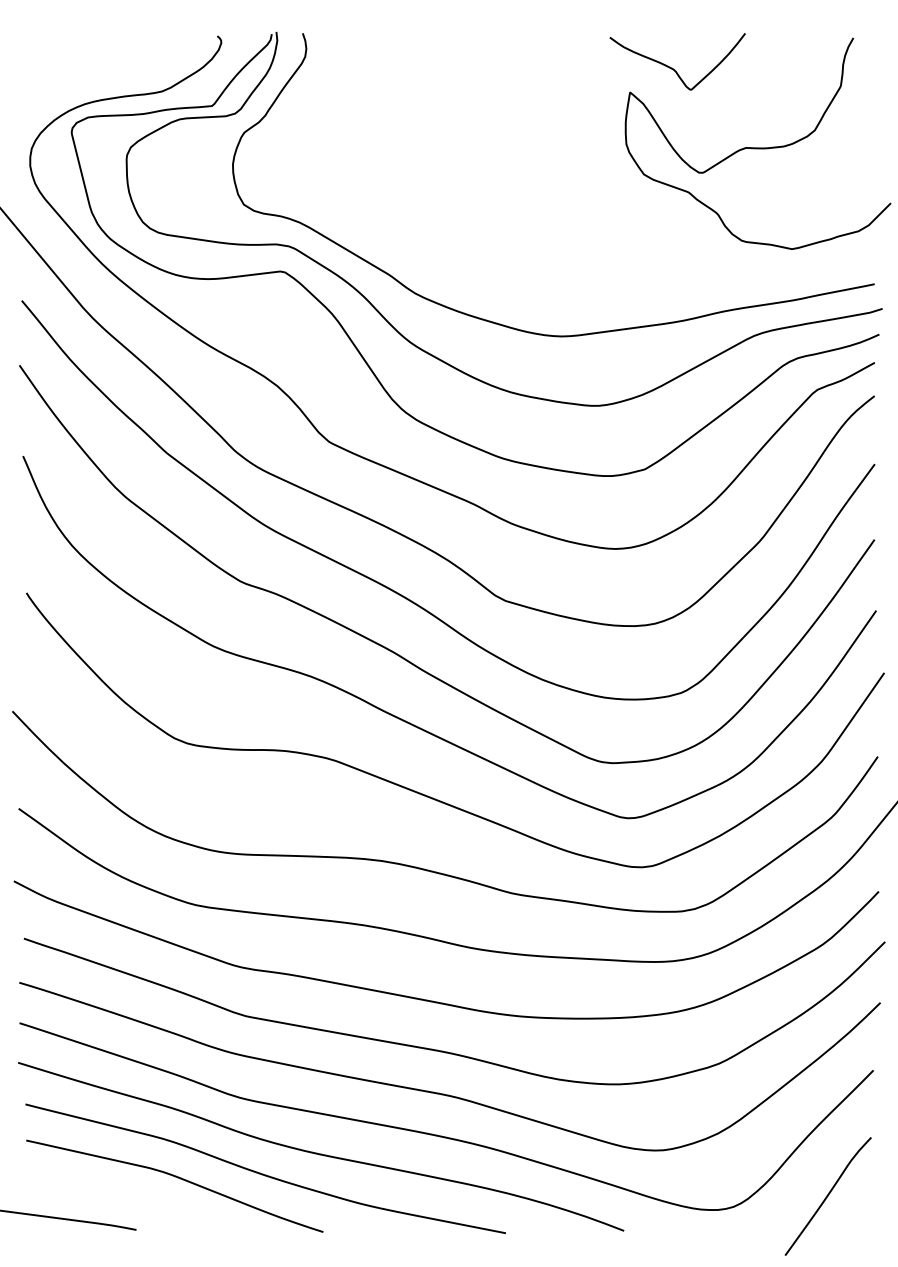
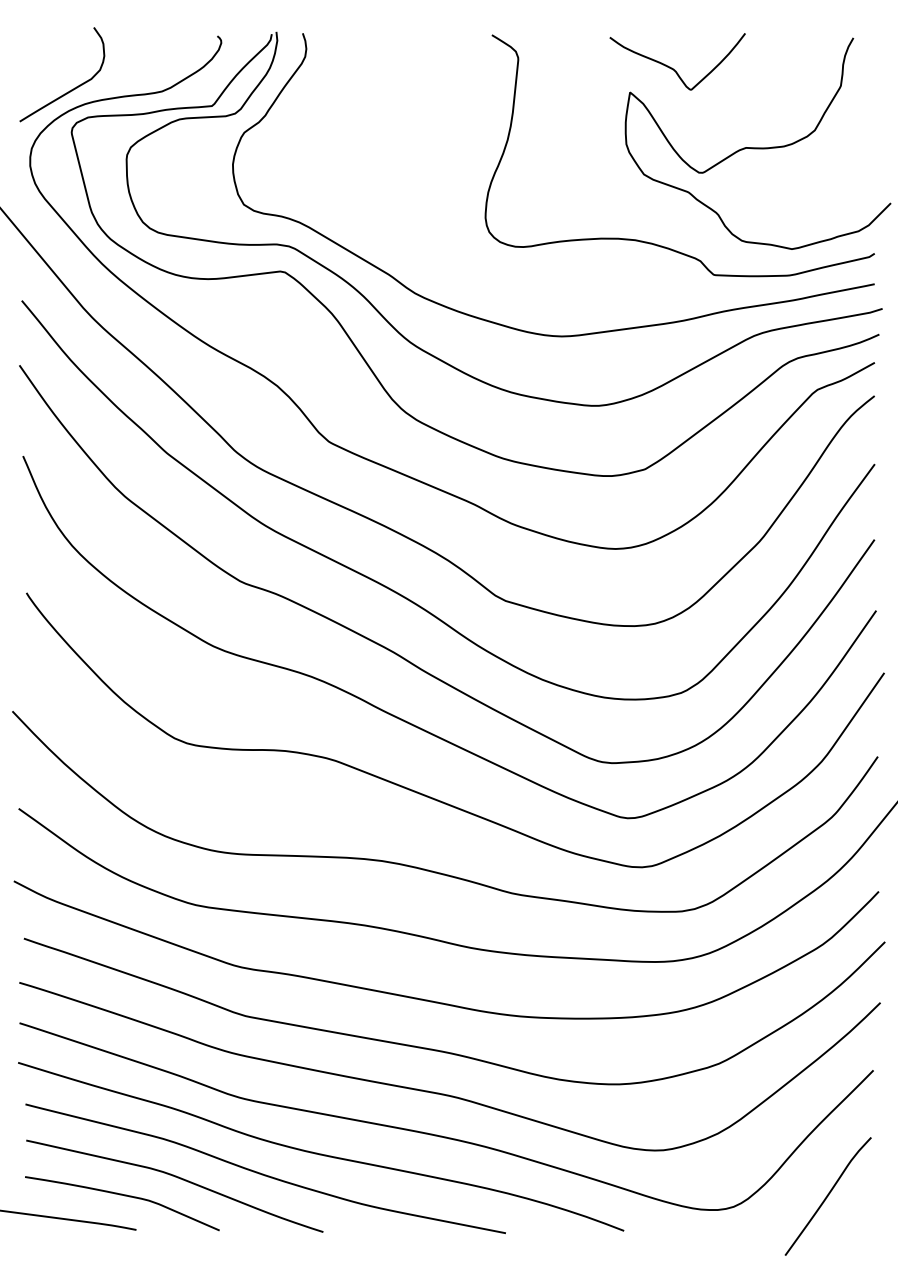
curve: none -> present (69, 90)
curve: none -> present (655, 243)
curve: none -> present (124, 1196)
